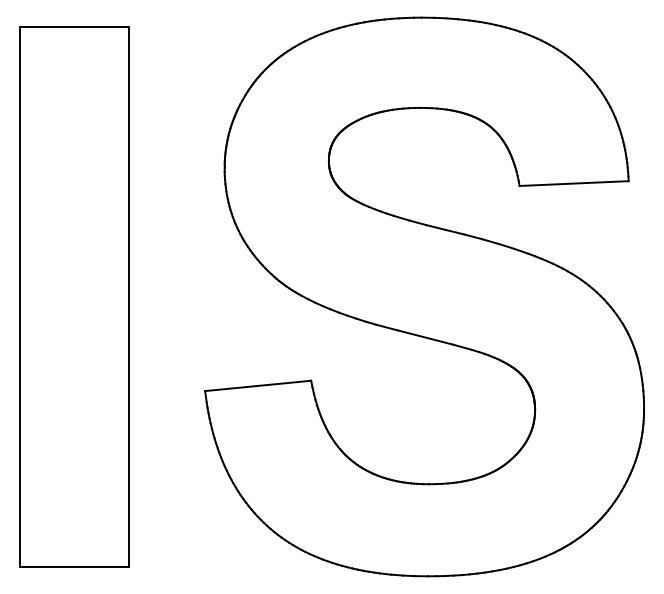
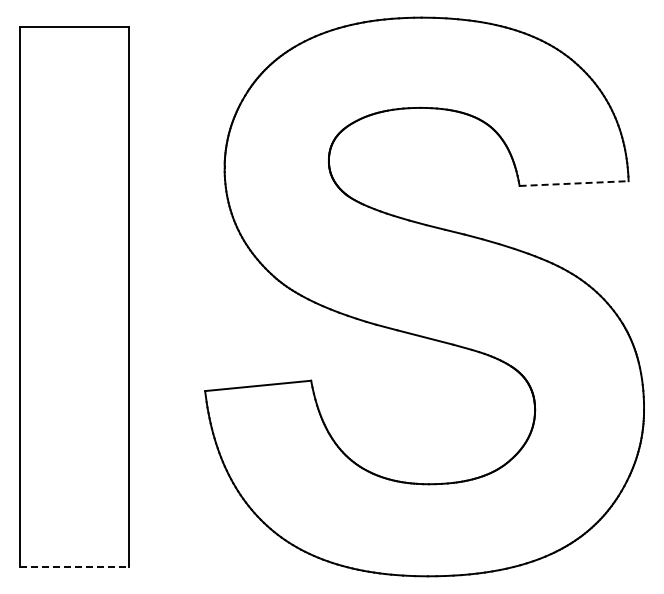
line: solid -> dashed (574, 183)
line: solid -> dashed (74, 566)
